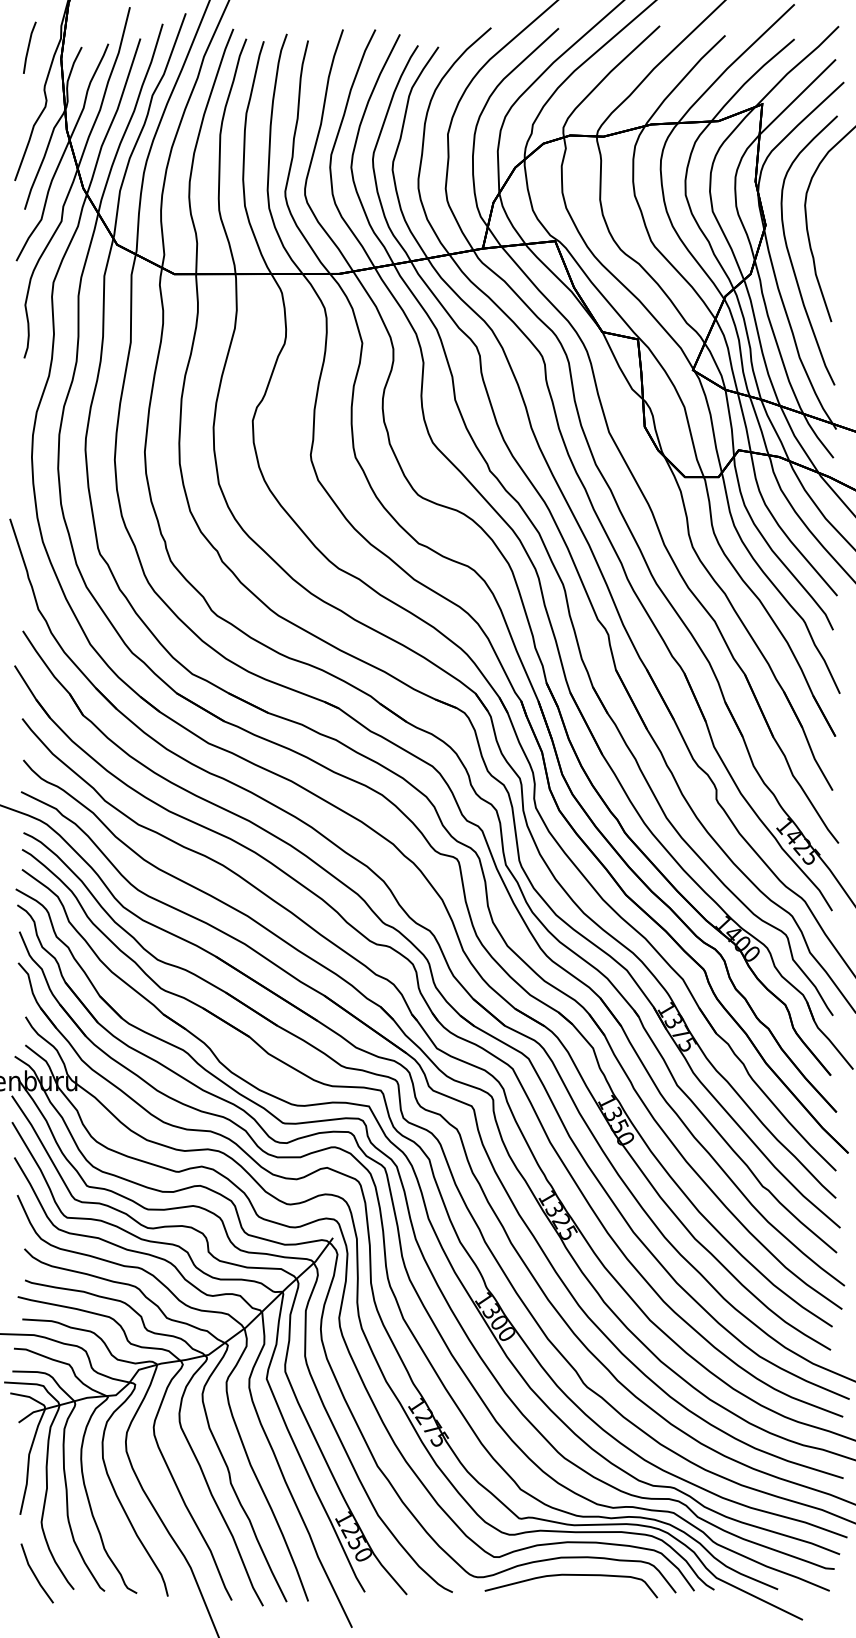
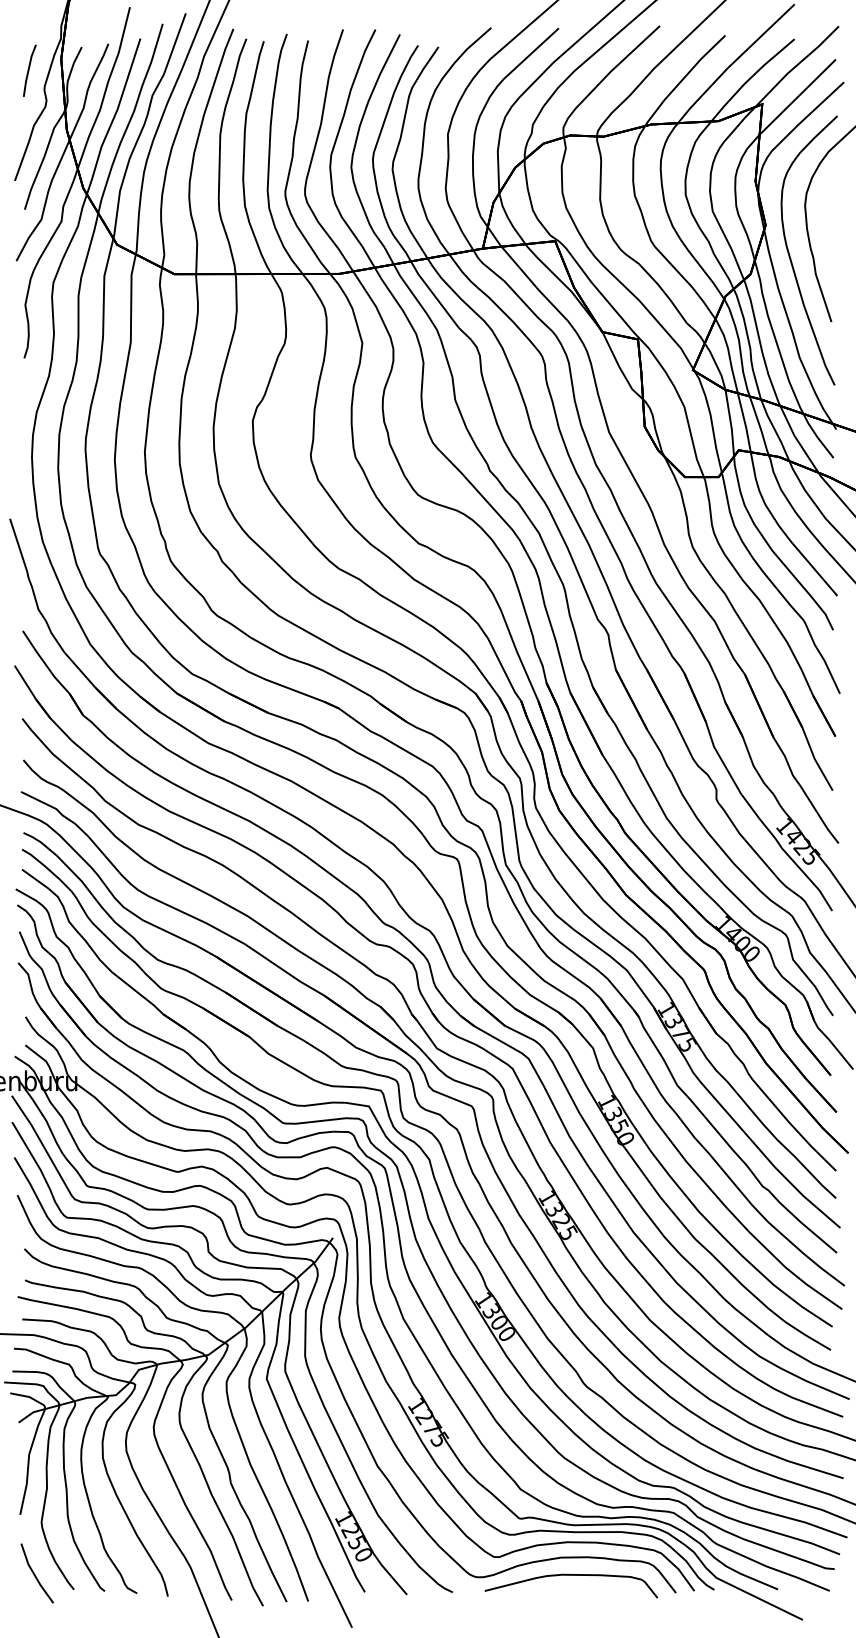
line position: (29, 47) -> (29, 70) (29, 70)
